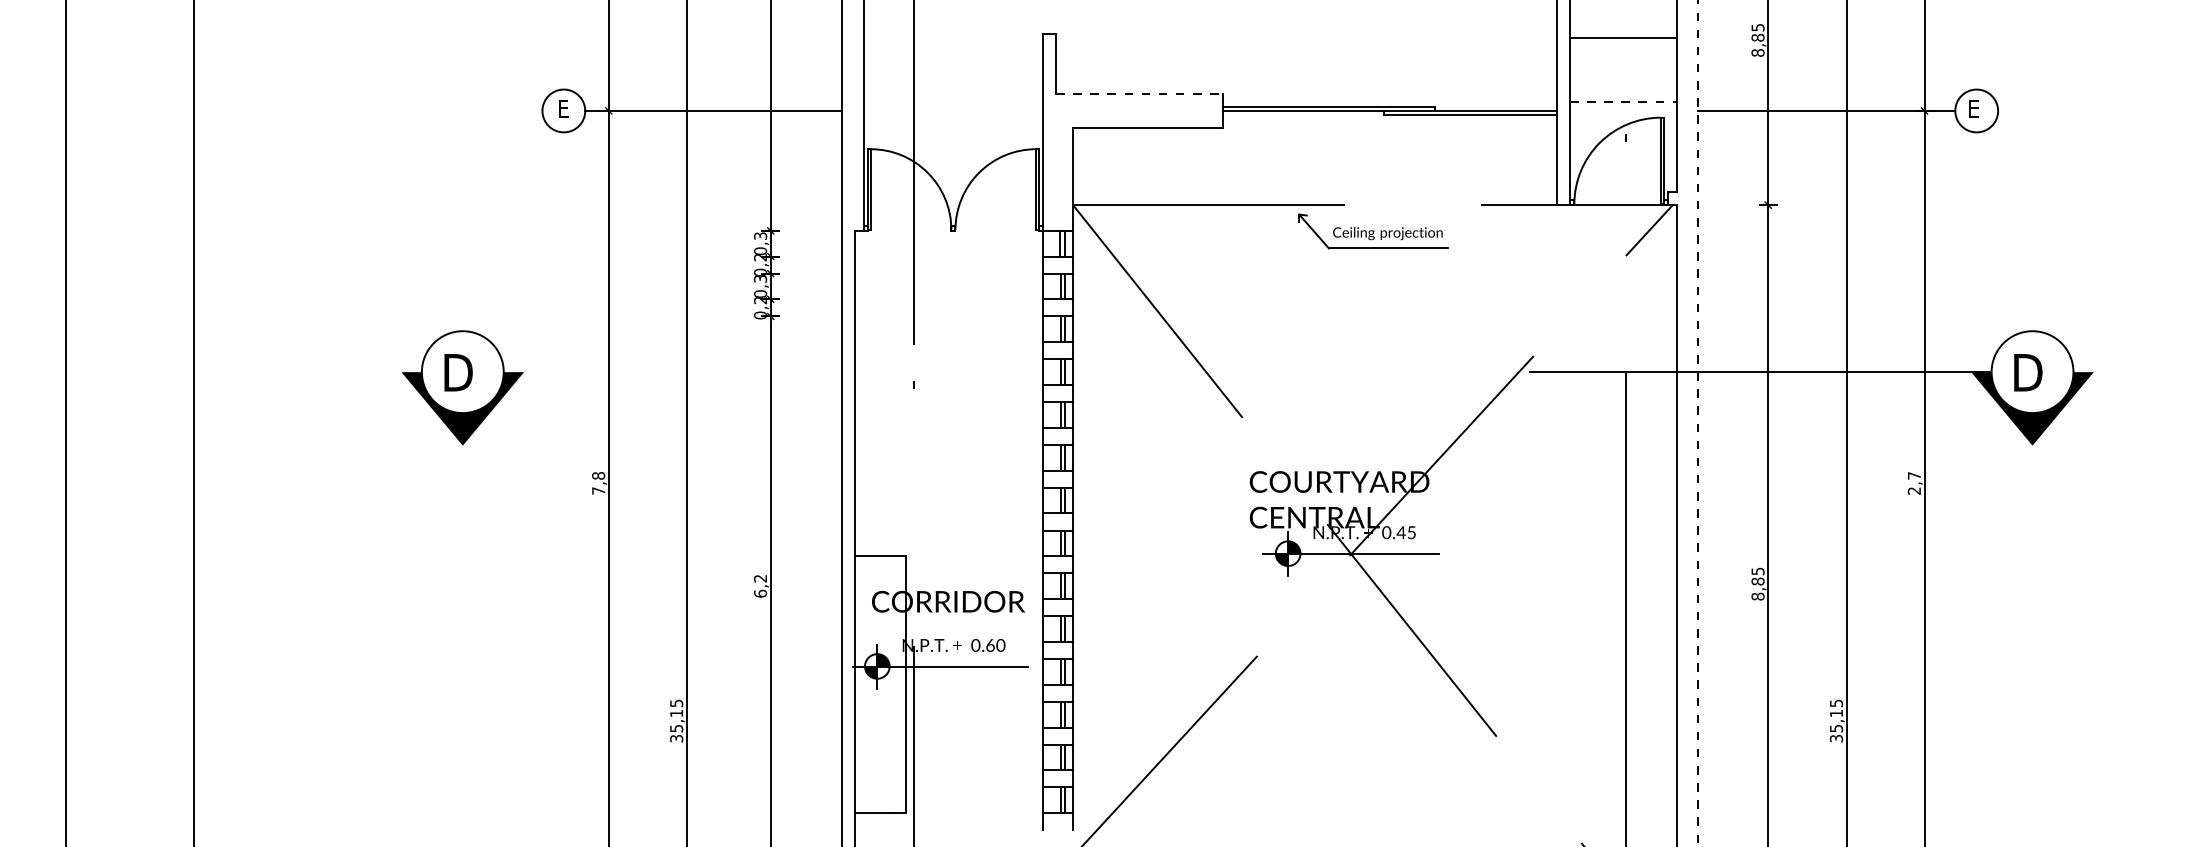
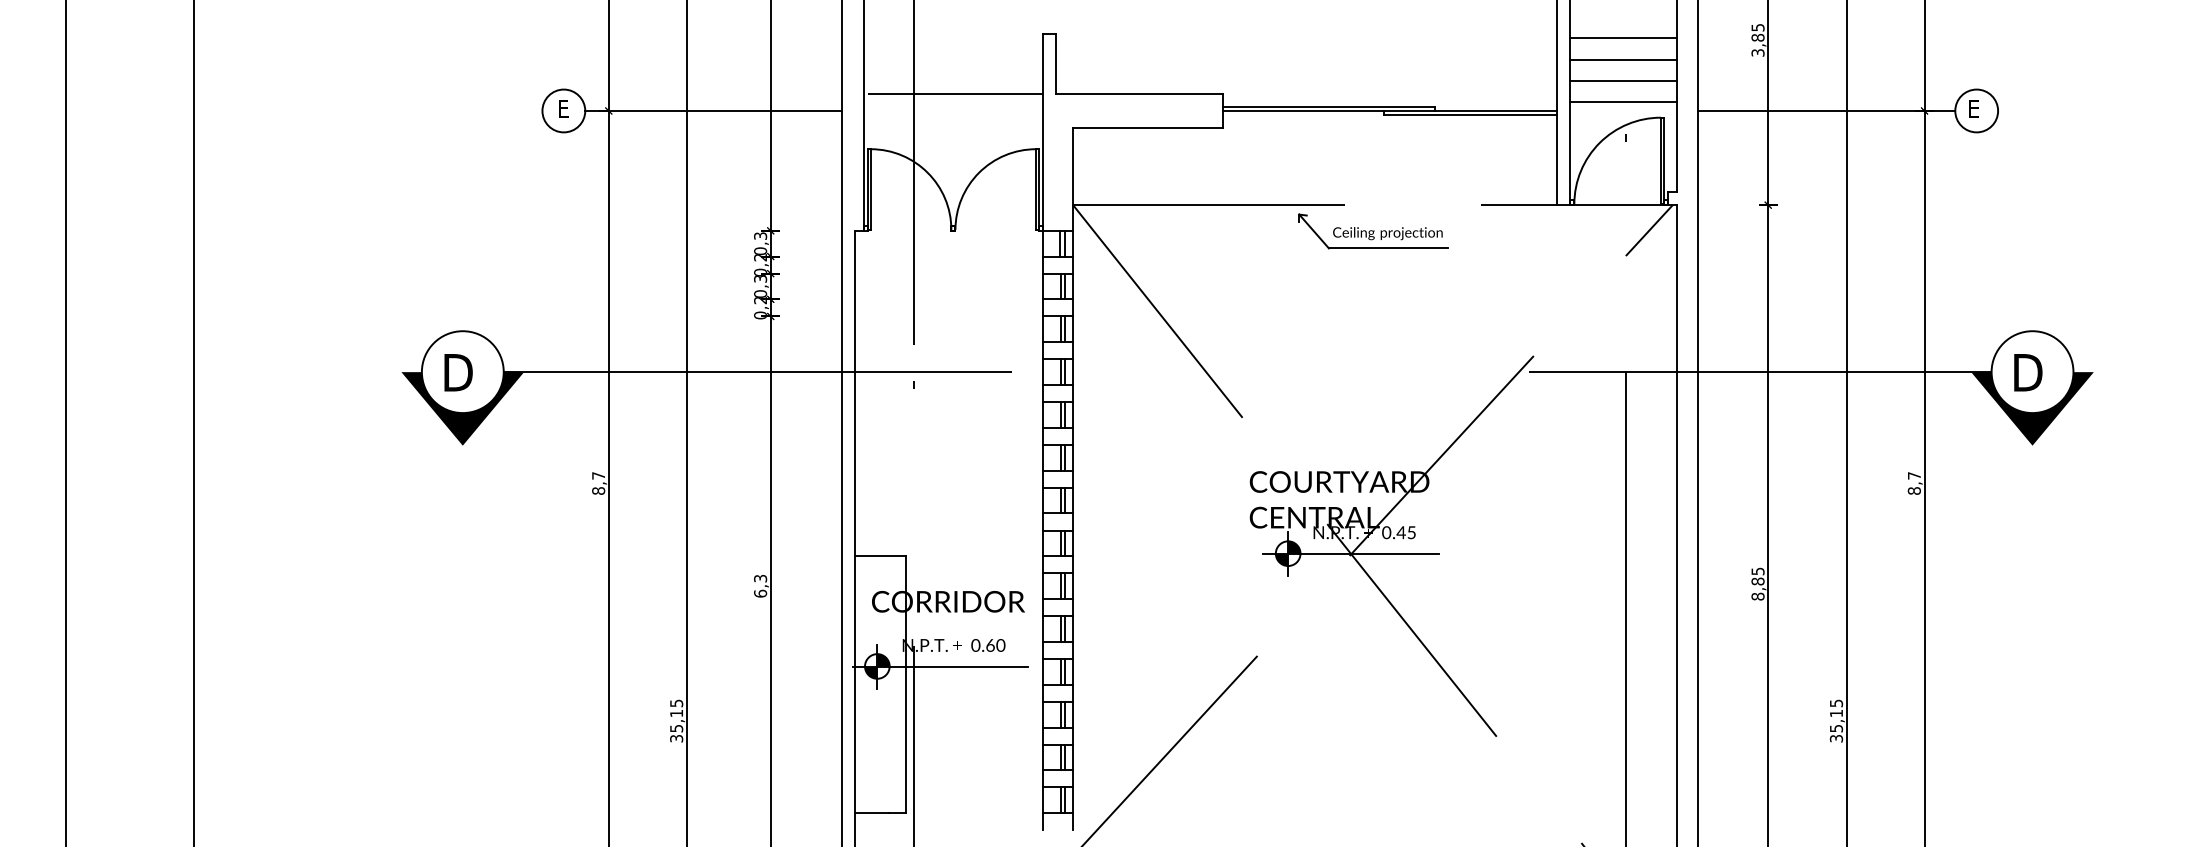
text: 8,85 -> 3,85 (1757, 52)
line: none -> present (1623, 59)
line: none -> present (1623, 81)
line: none -> present (955, 93)
line: dashed -> solid (1140, 93)
line: dashed -> solid (1623, 102)
line: none -> present (757, 372)
line: dashed -> solid (1698, 422)
text: 7,8 -> 8,7 (598, 483)
text: 2,7 -> 8,7 (1913, 490)
text: 6,2 -> 6,3 (760, 578)
